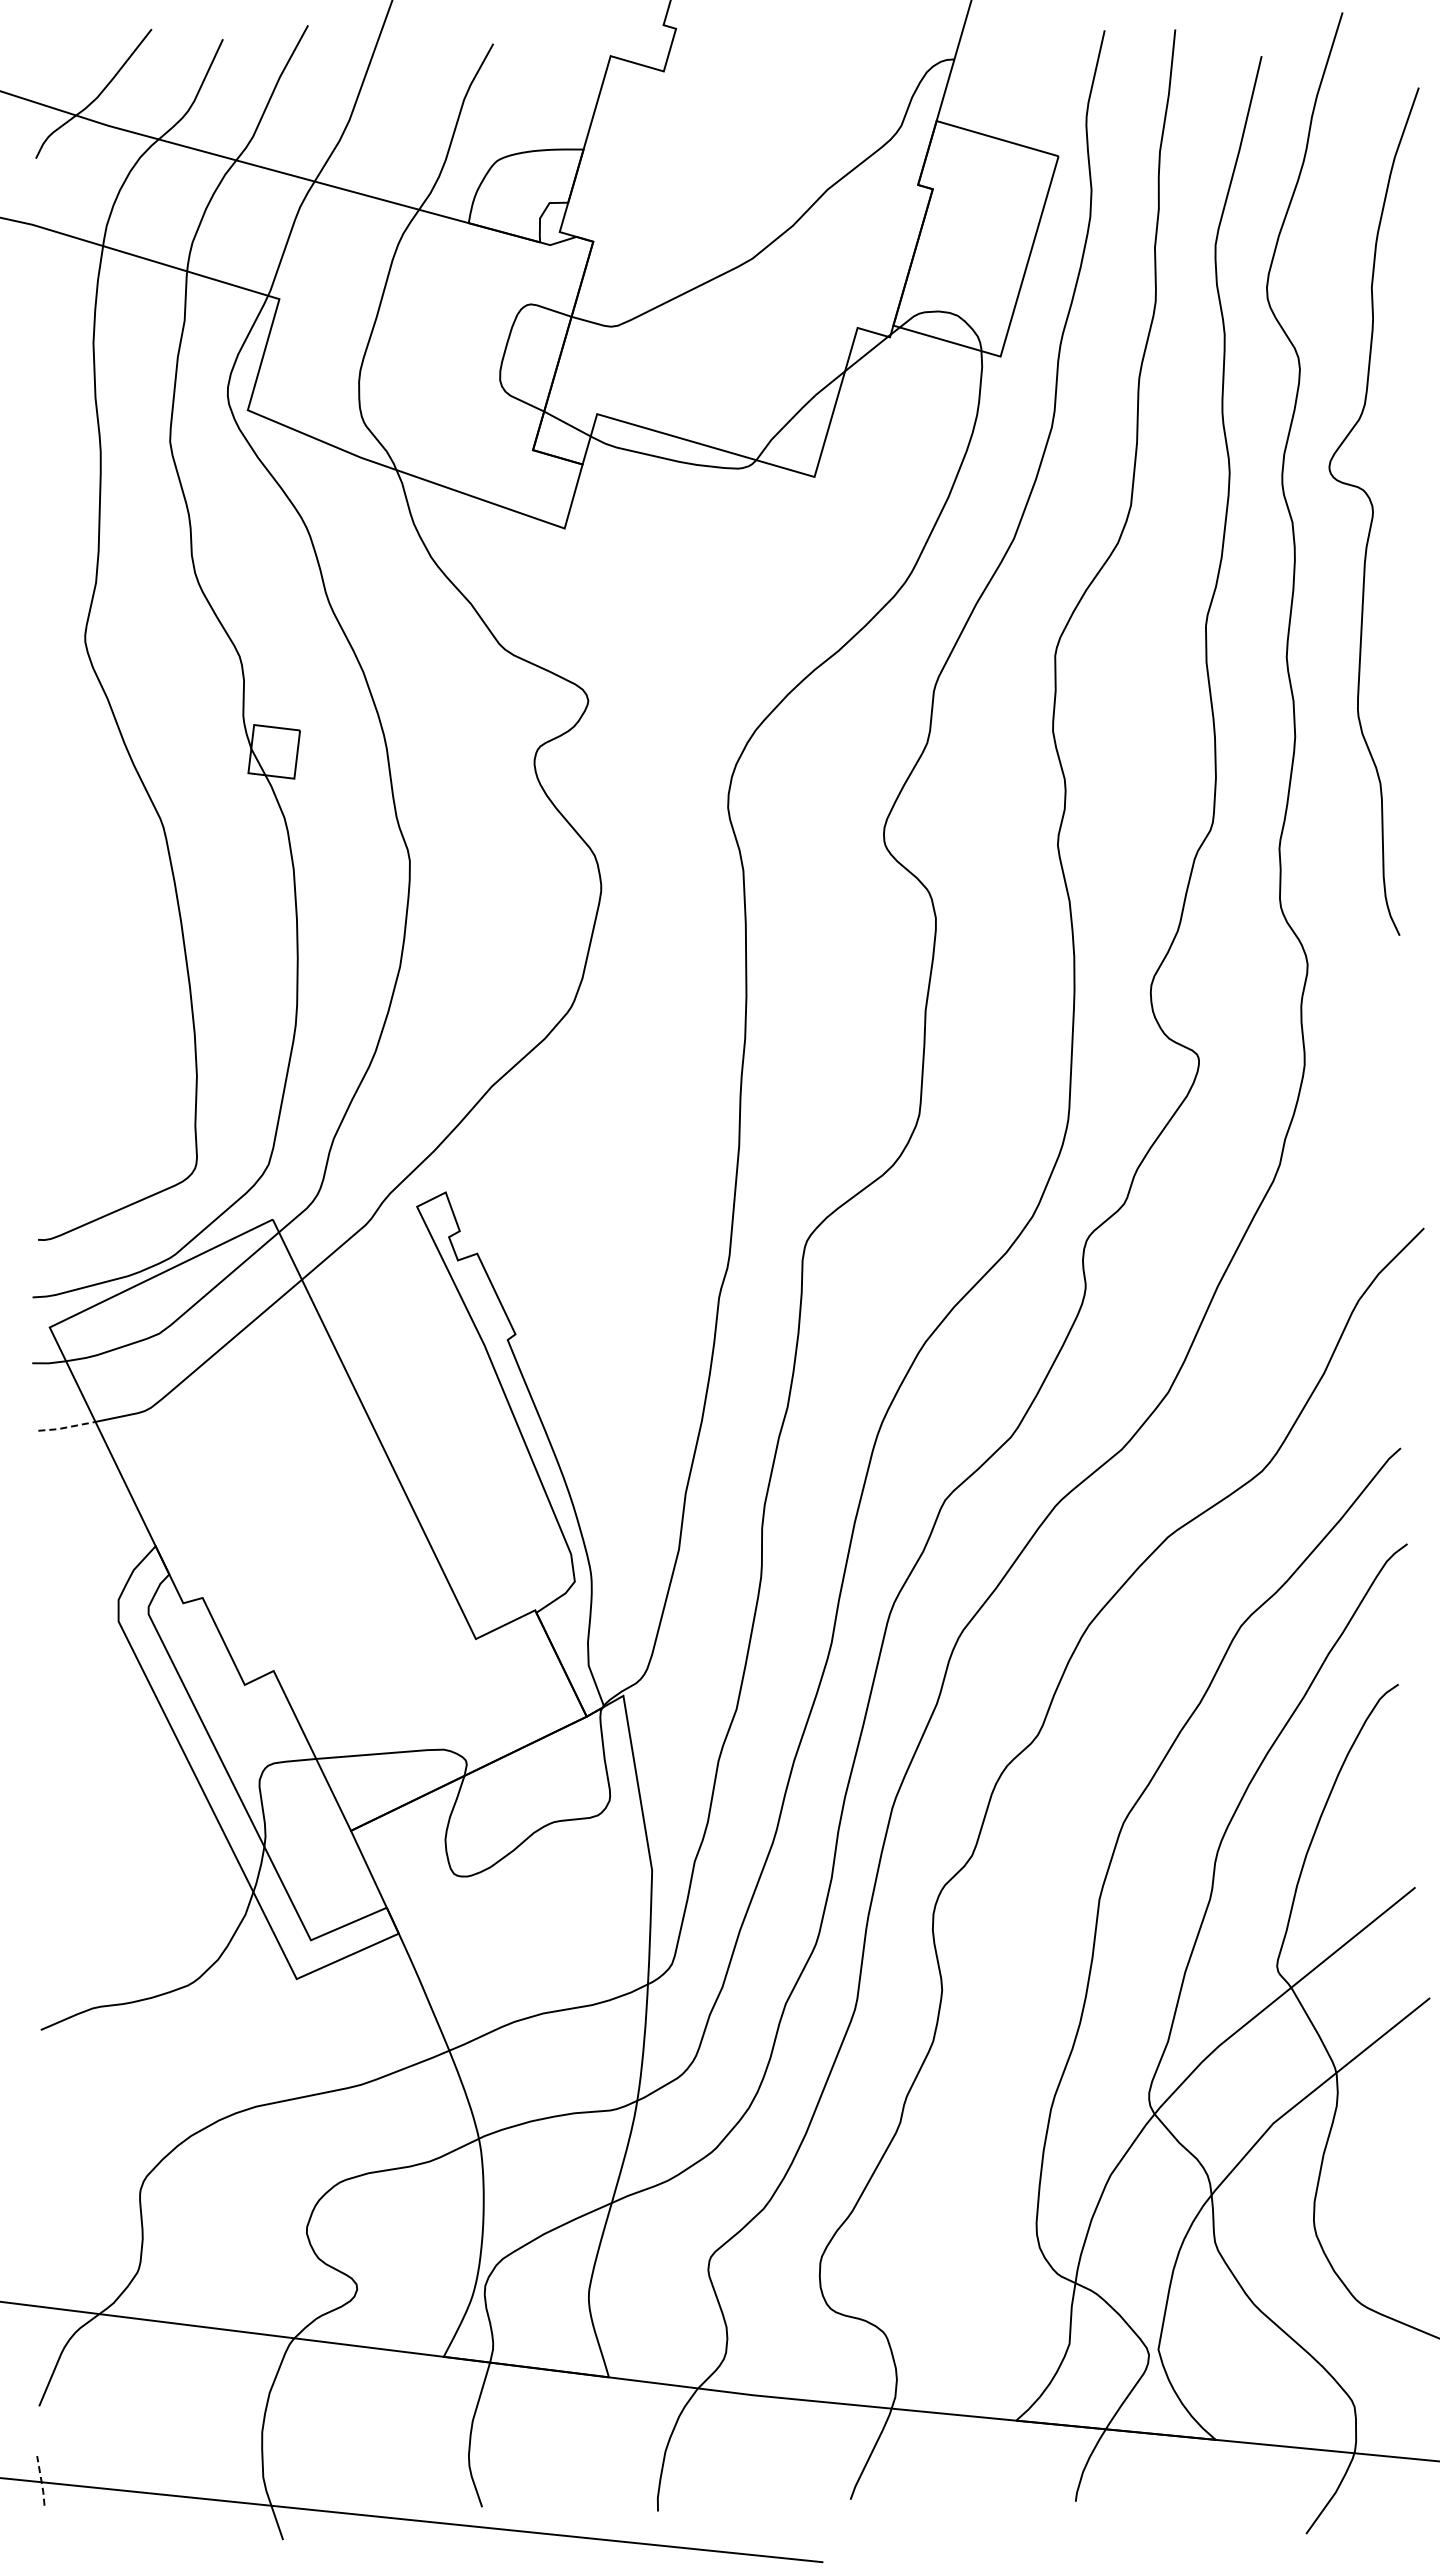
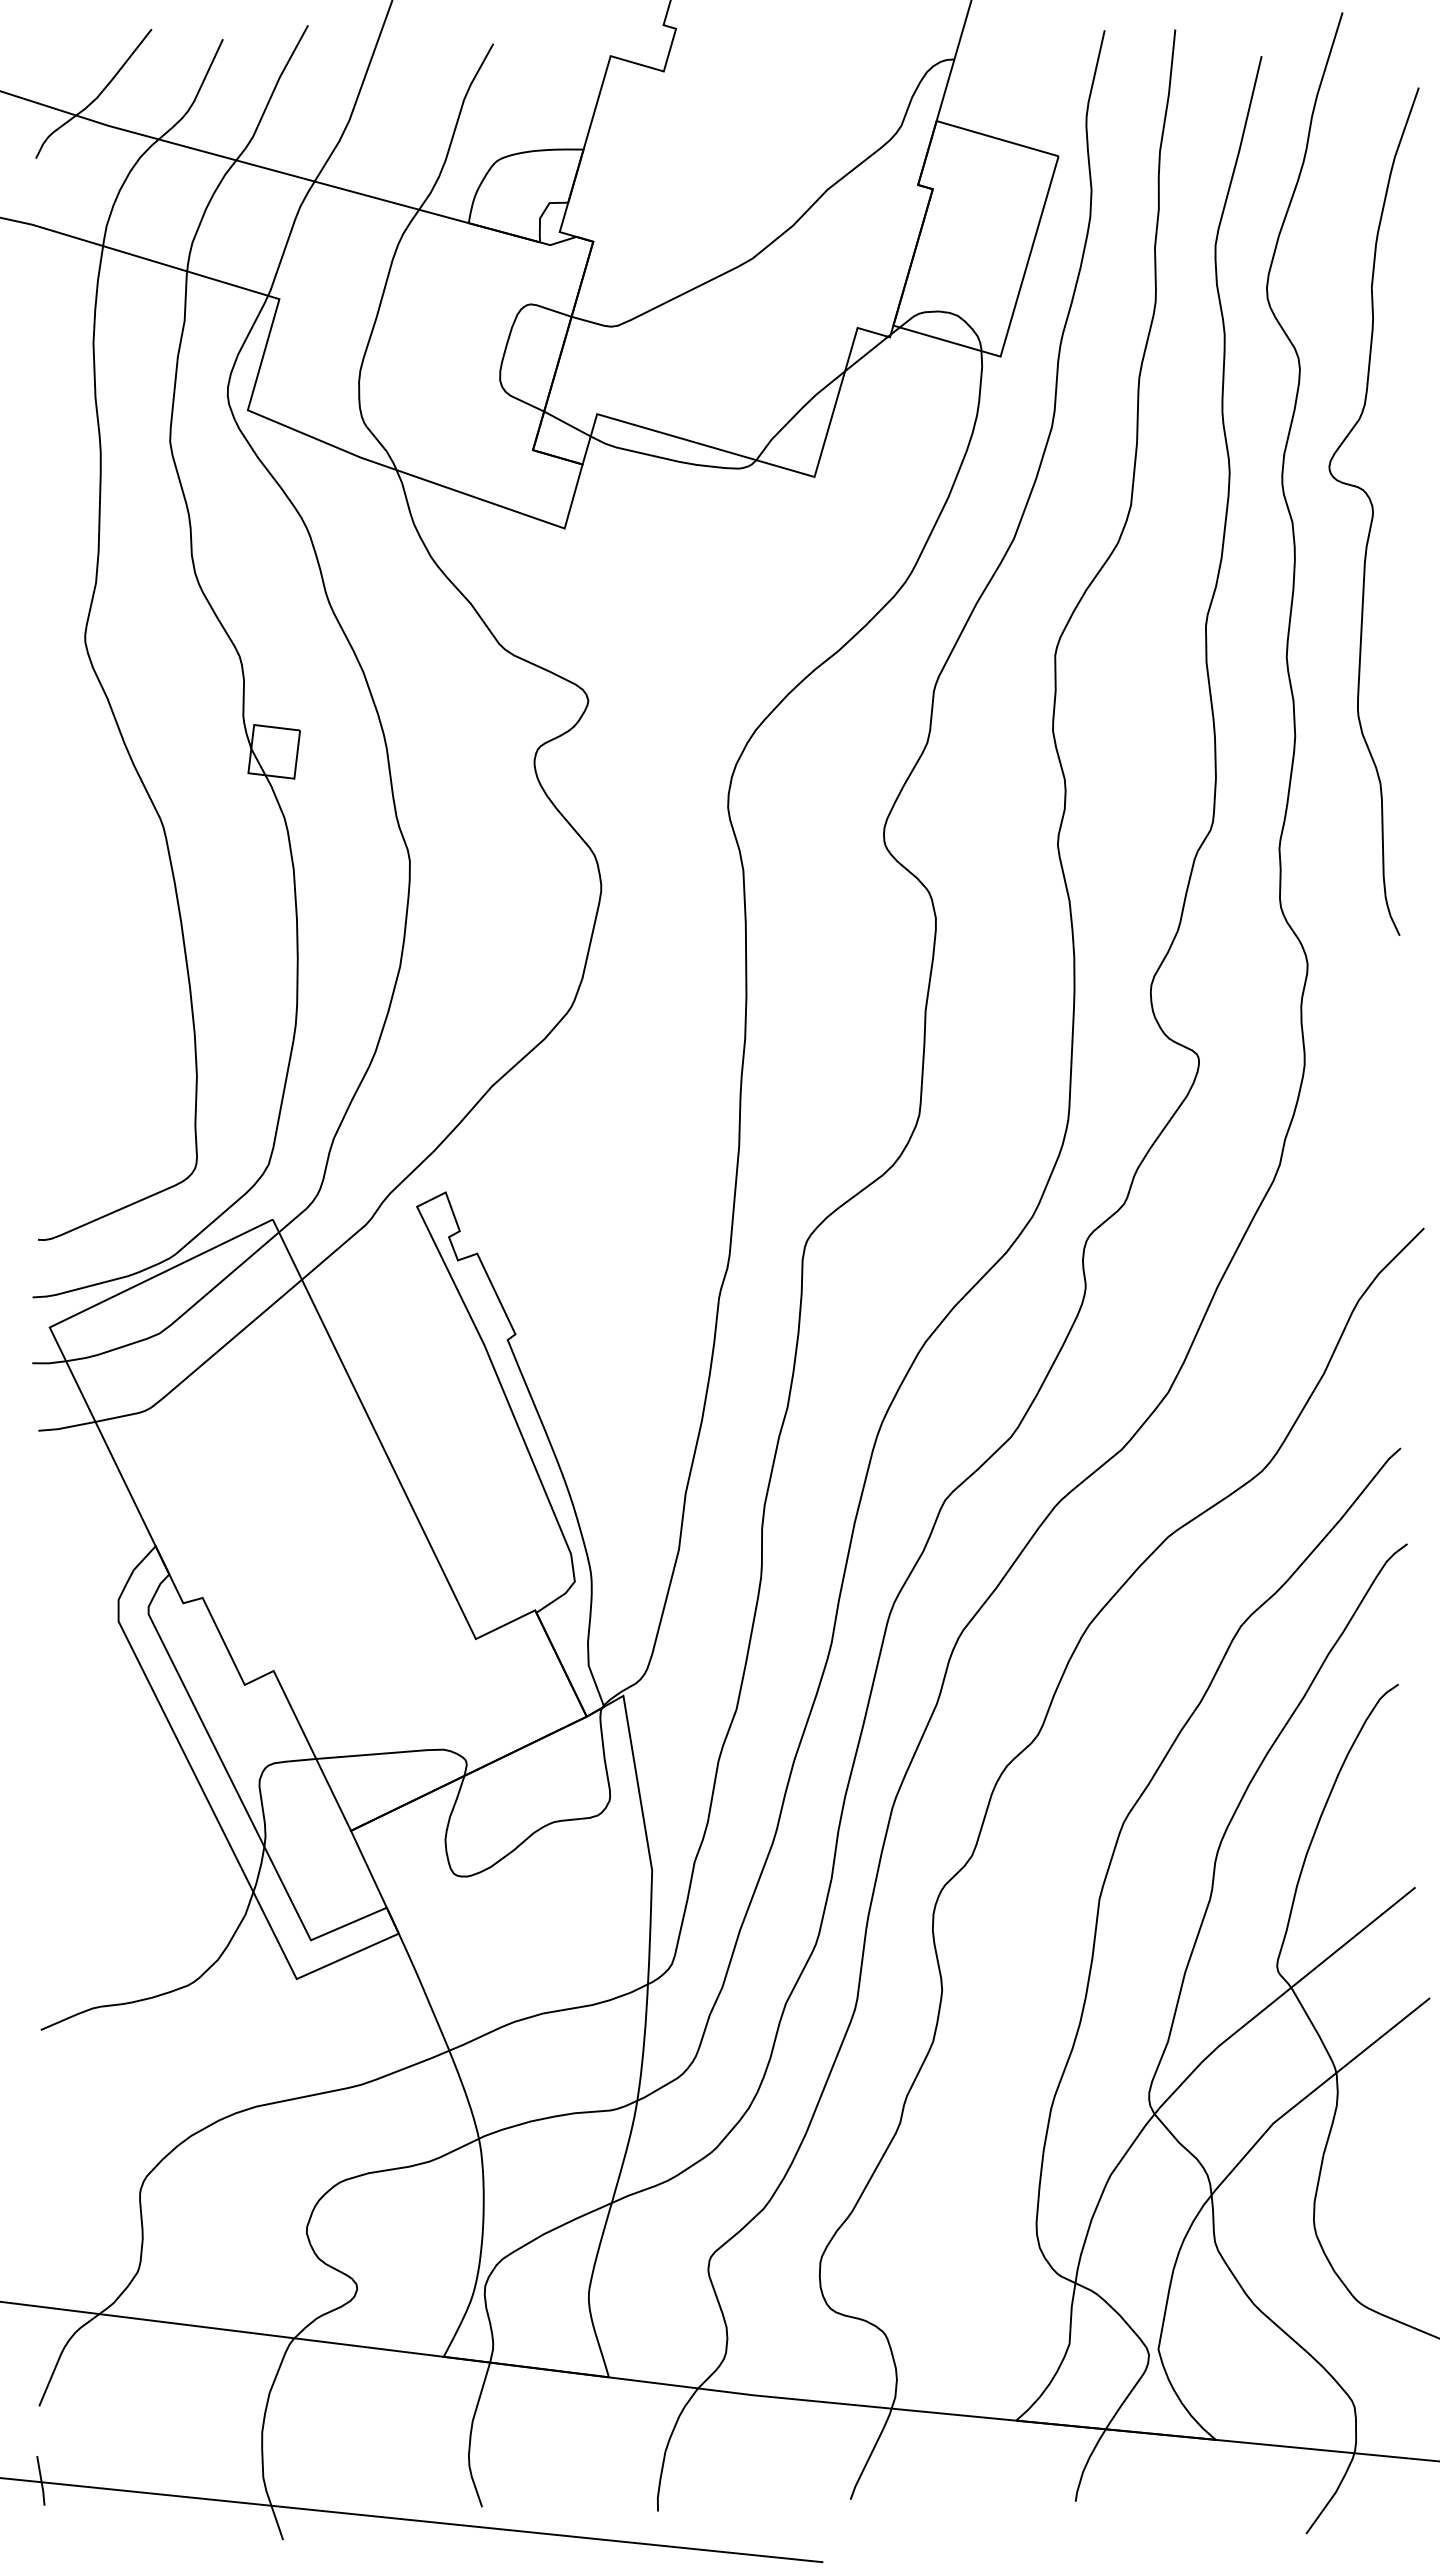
line: dashed -> solid (66, 1427)
line: dashed -> solid (41, 2481)
